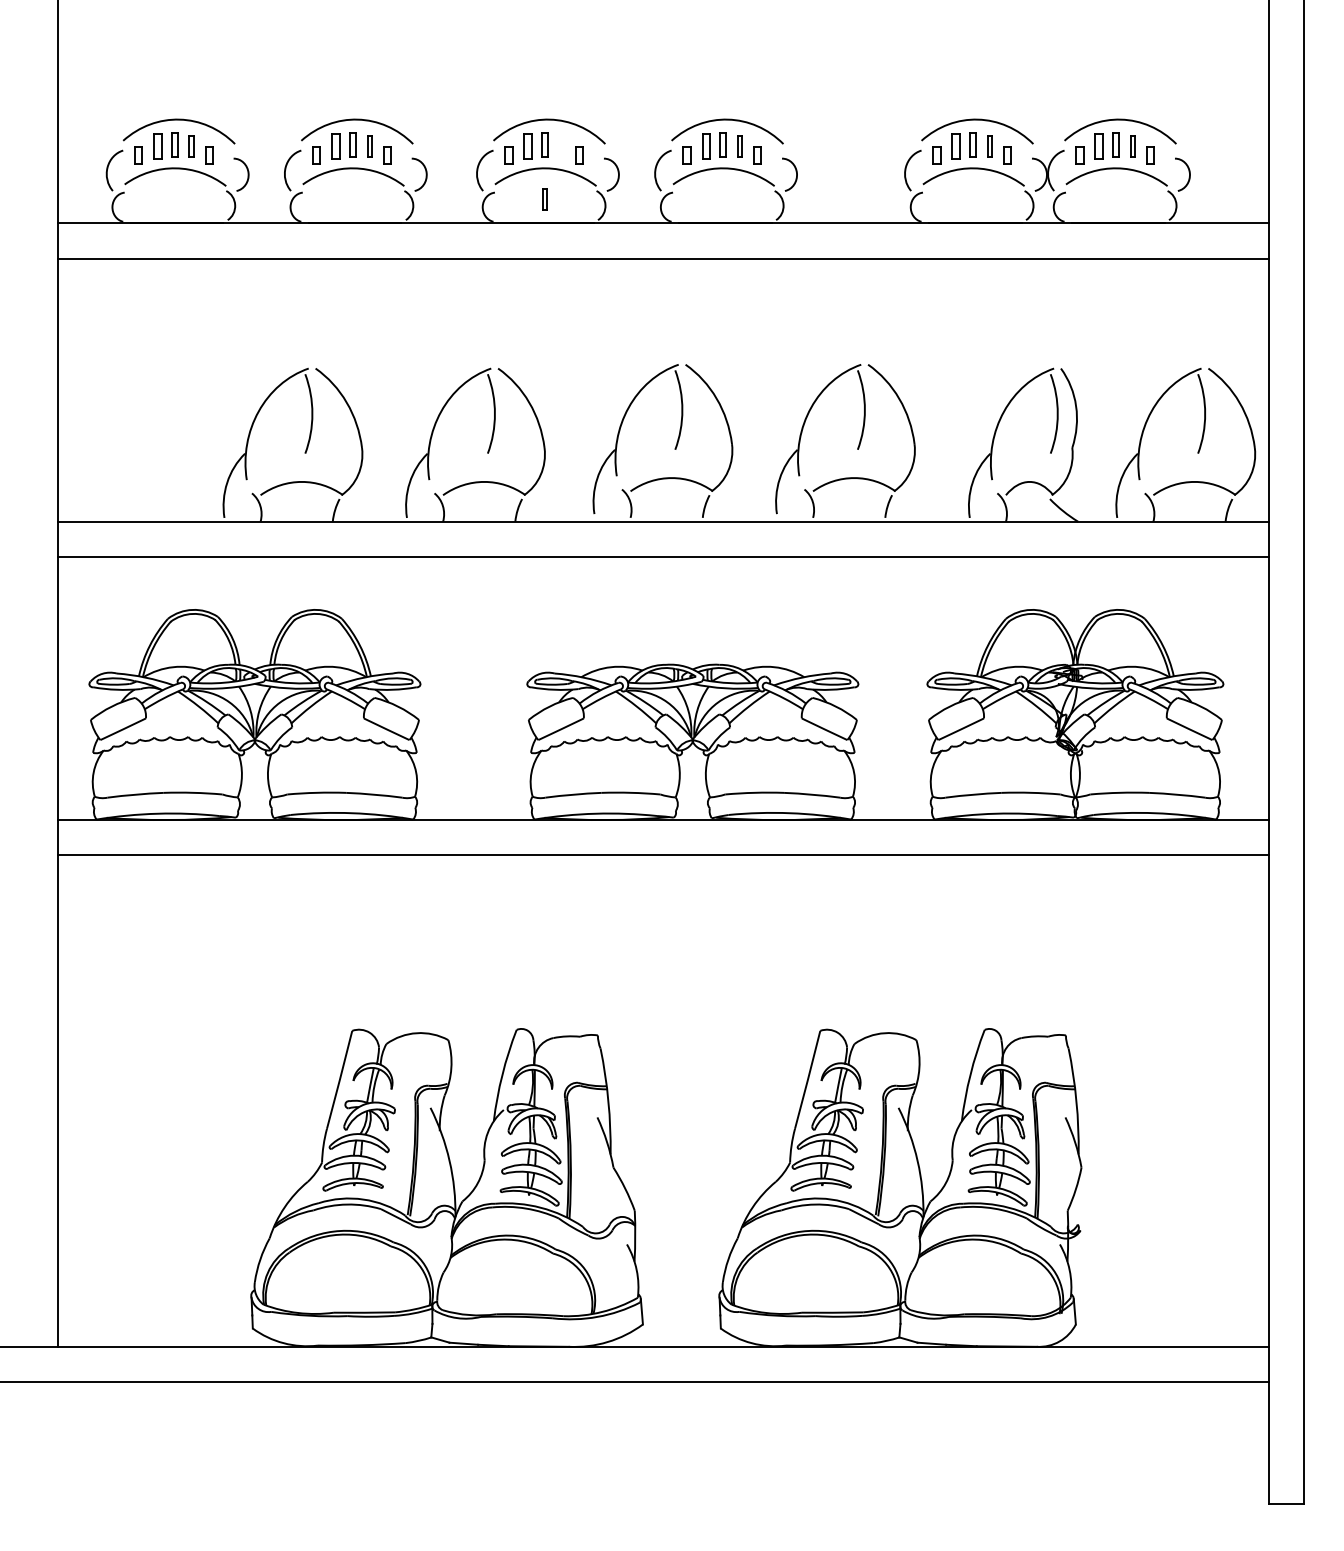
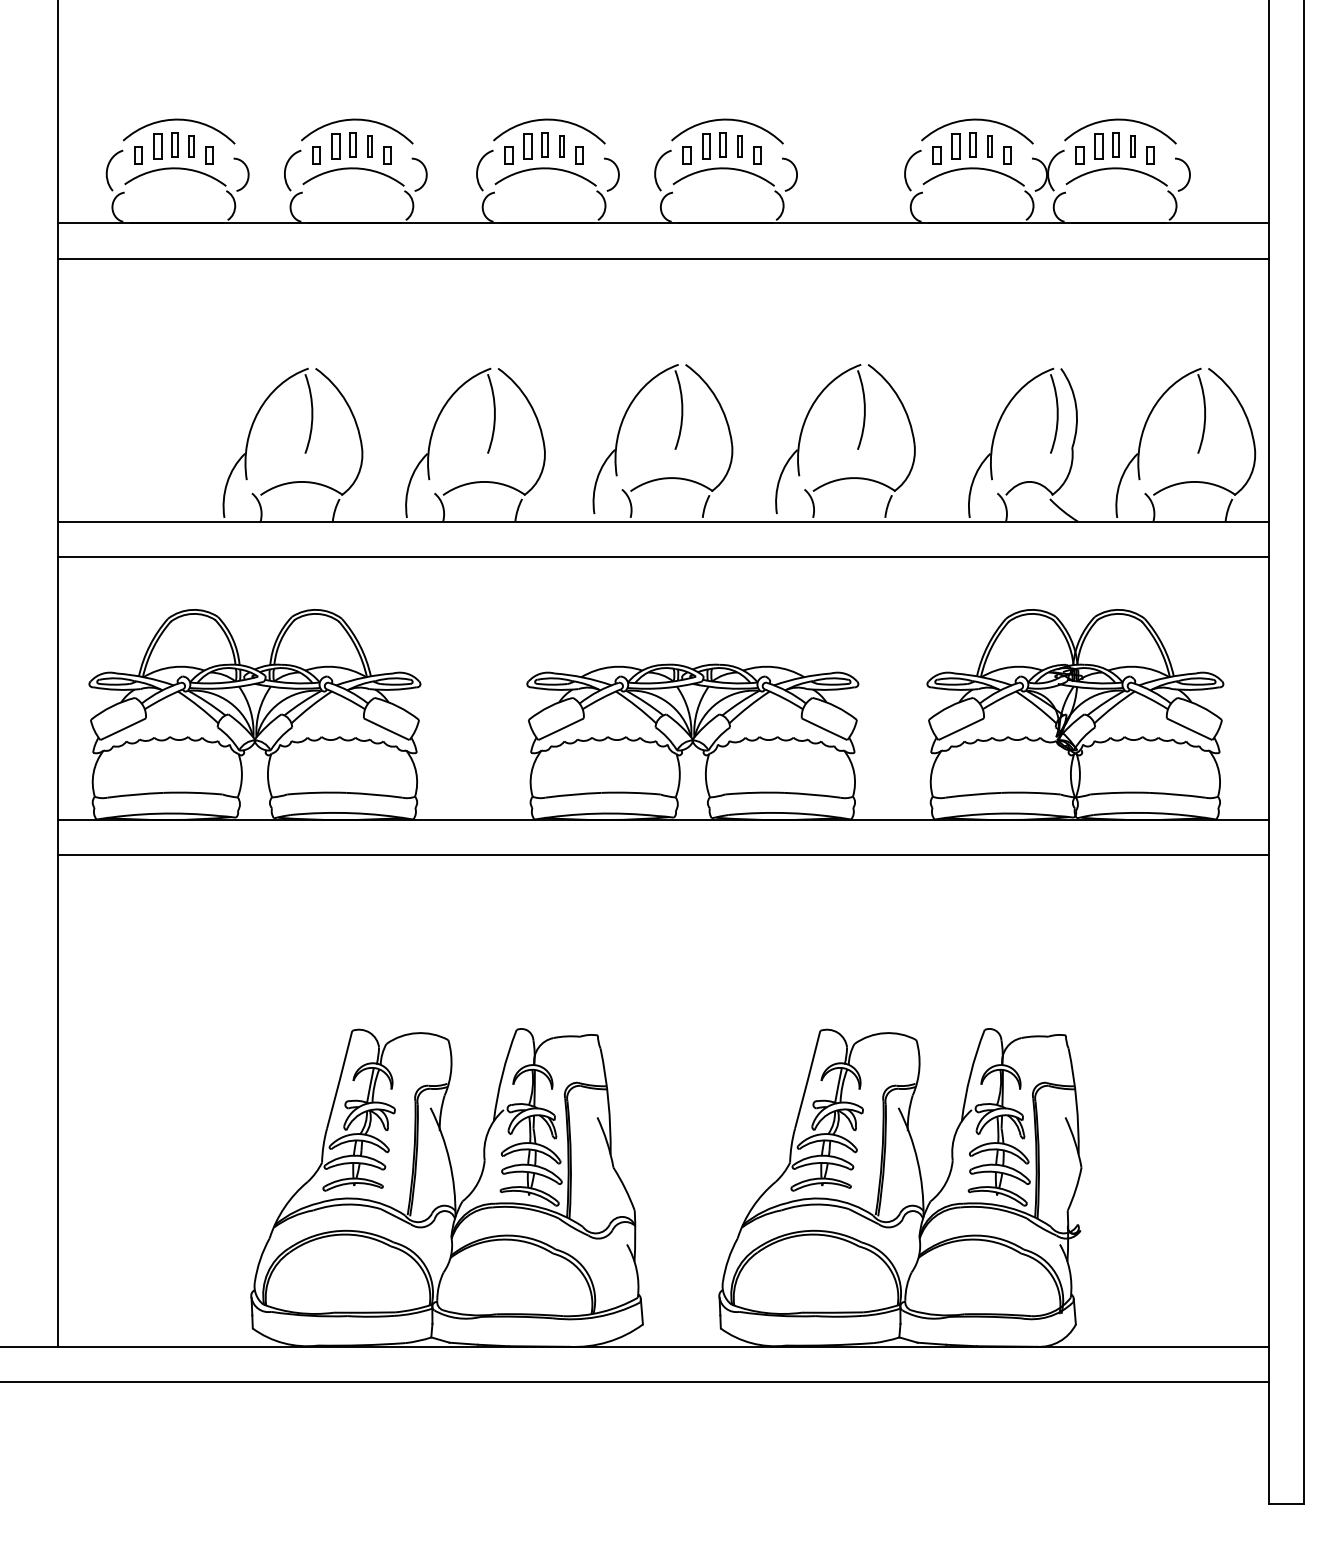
part position: (544, 199) -> (561, 146) (561, 146)
